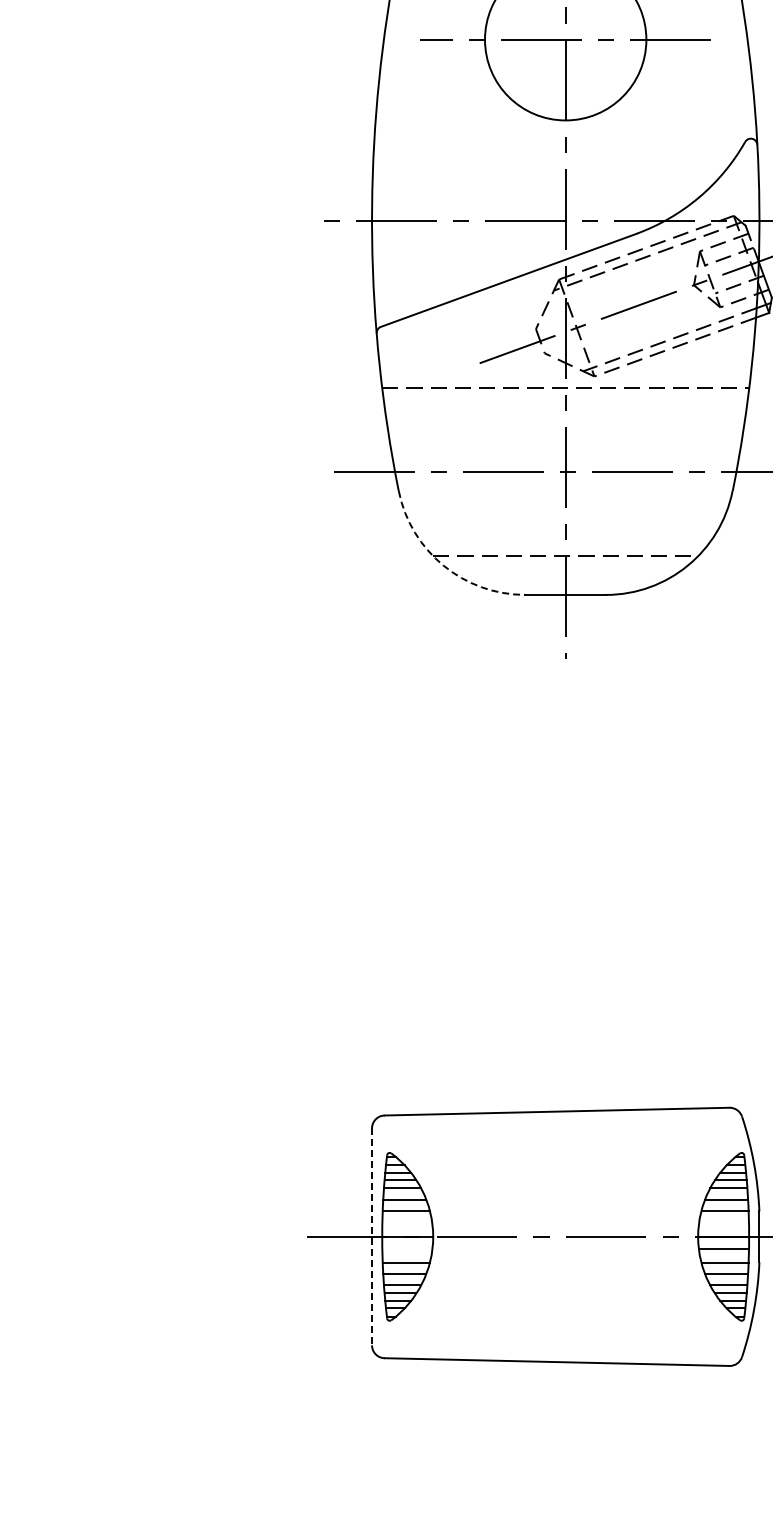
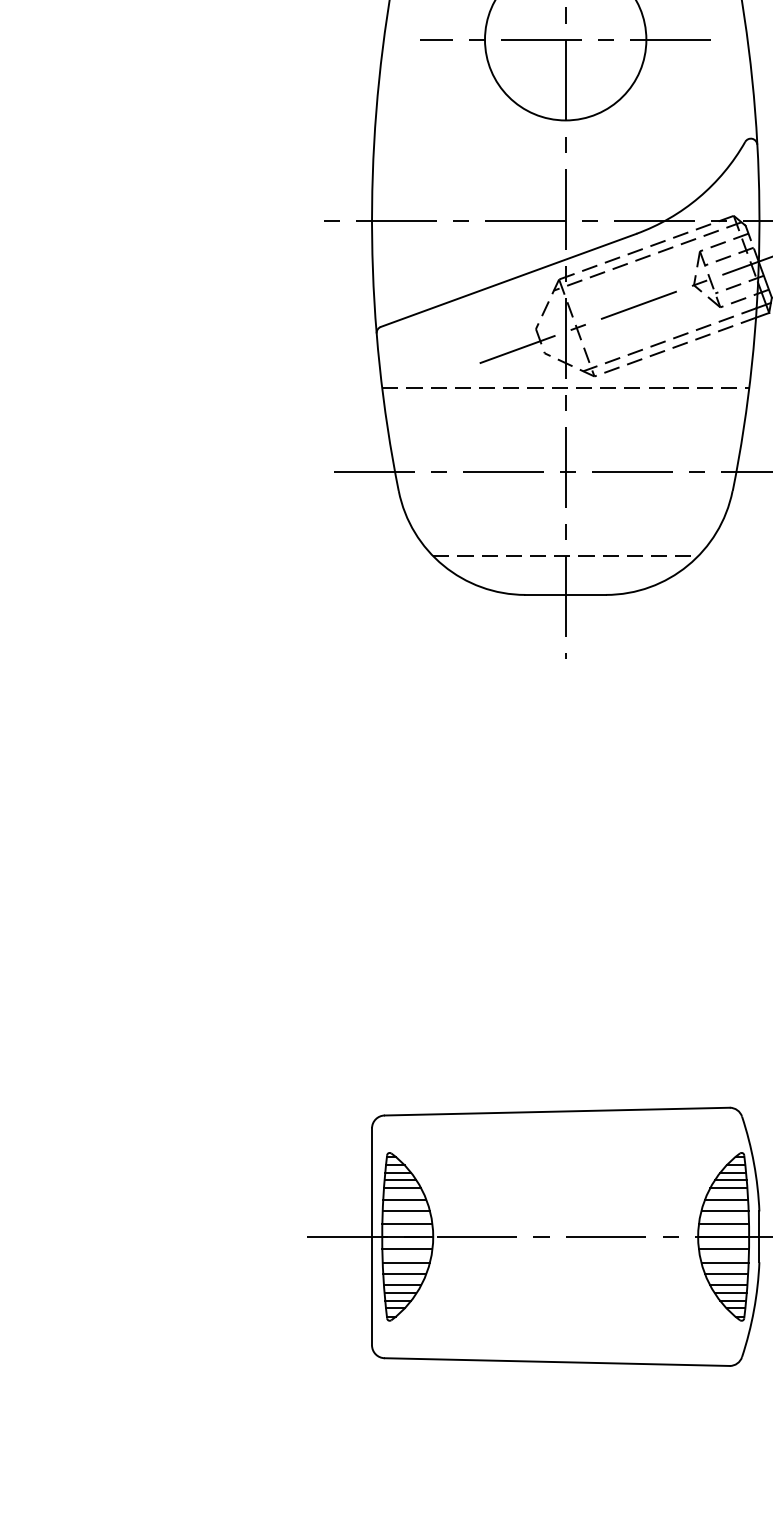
arc: dashed -> solid (443, 565)
line: none -> present (407, 1224)
line: none -> present (723, 1224)
line: dashed -> solid (372, 1237)
line: none -> present (407, 1249)
